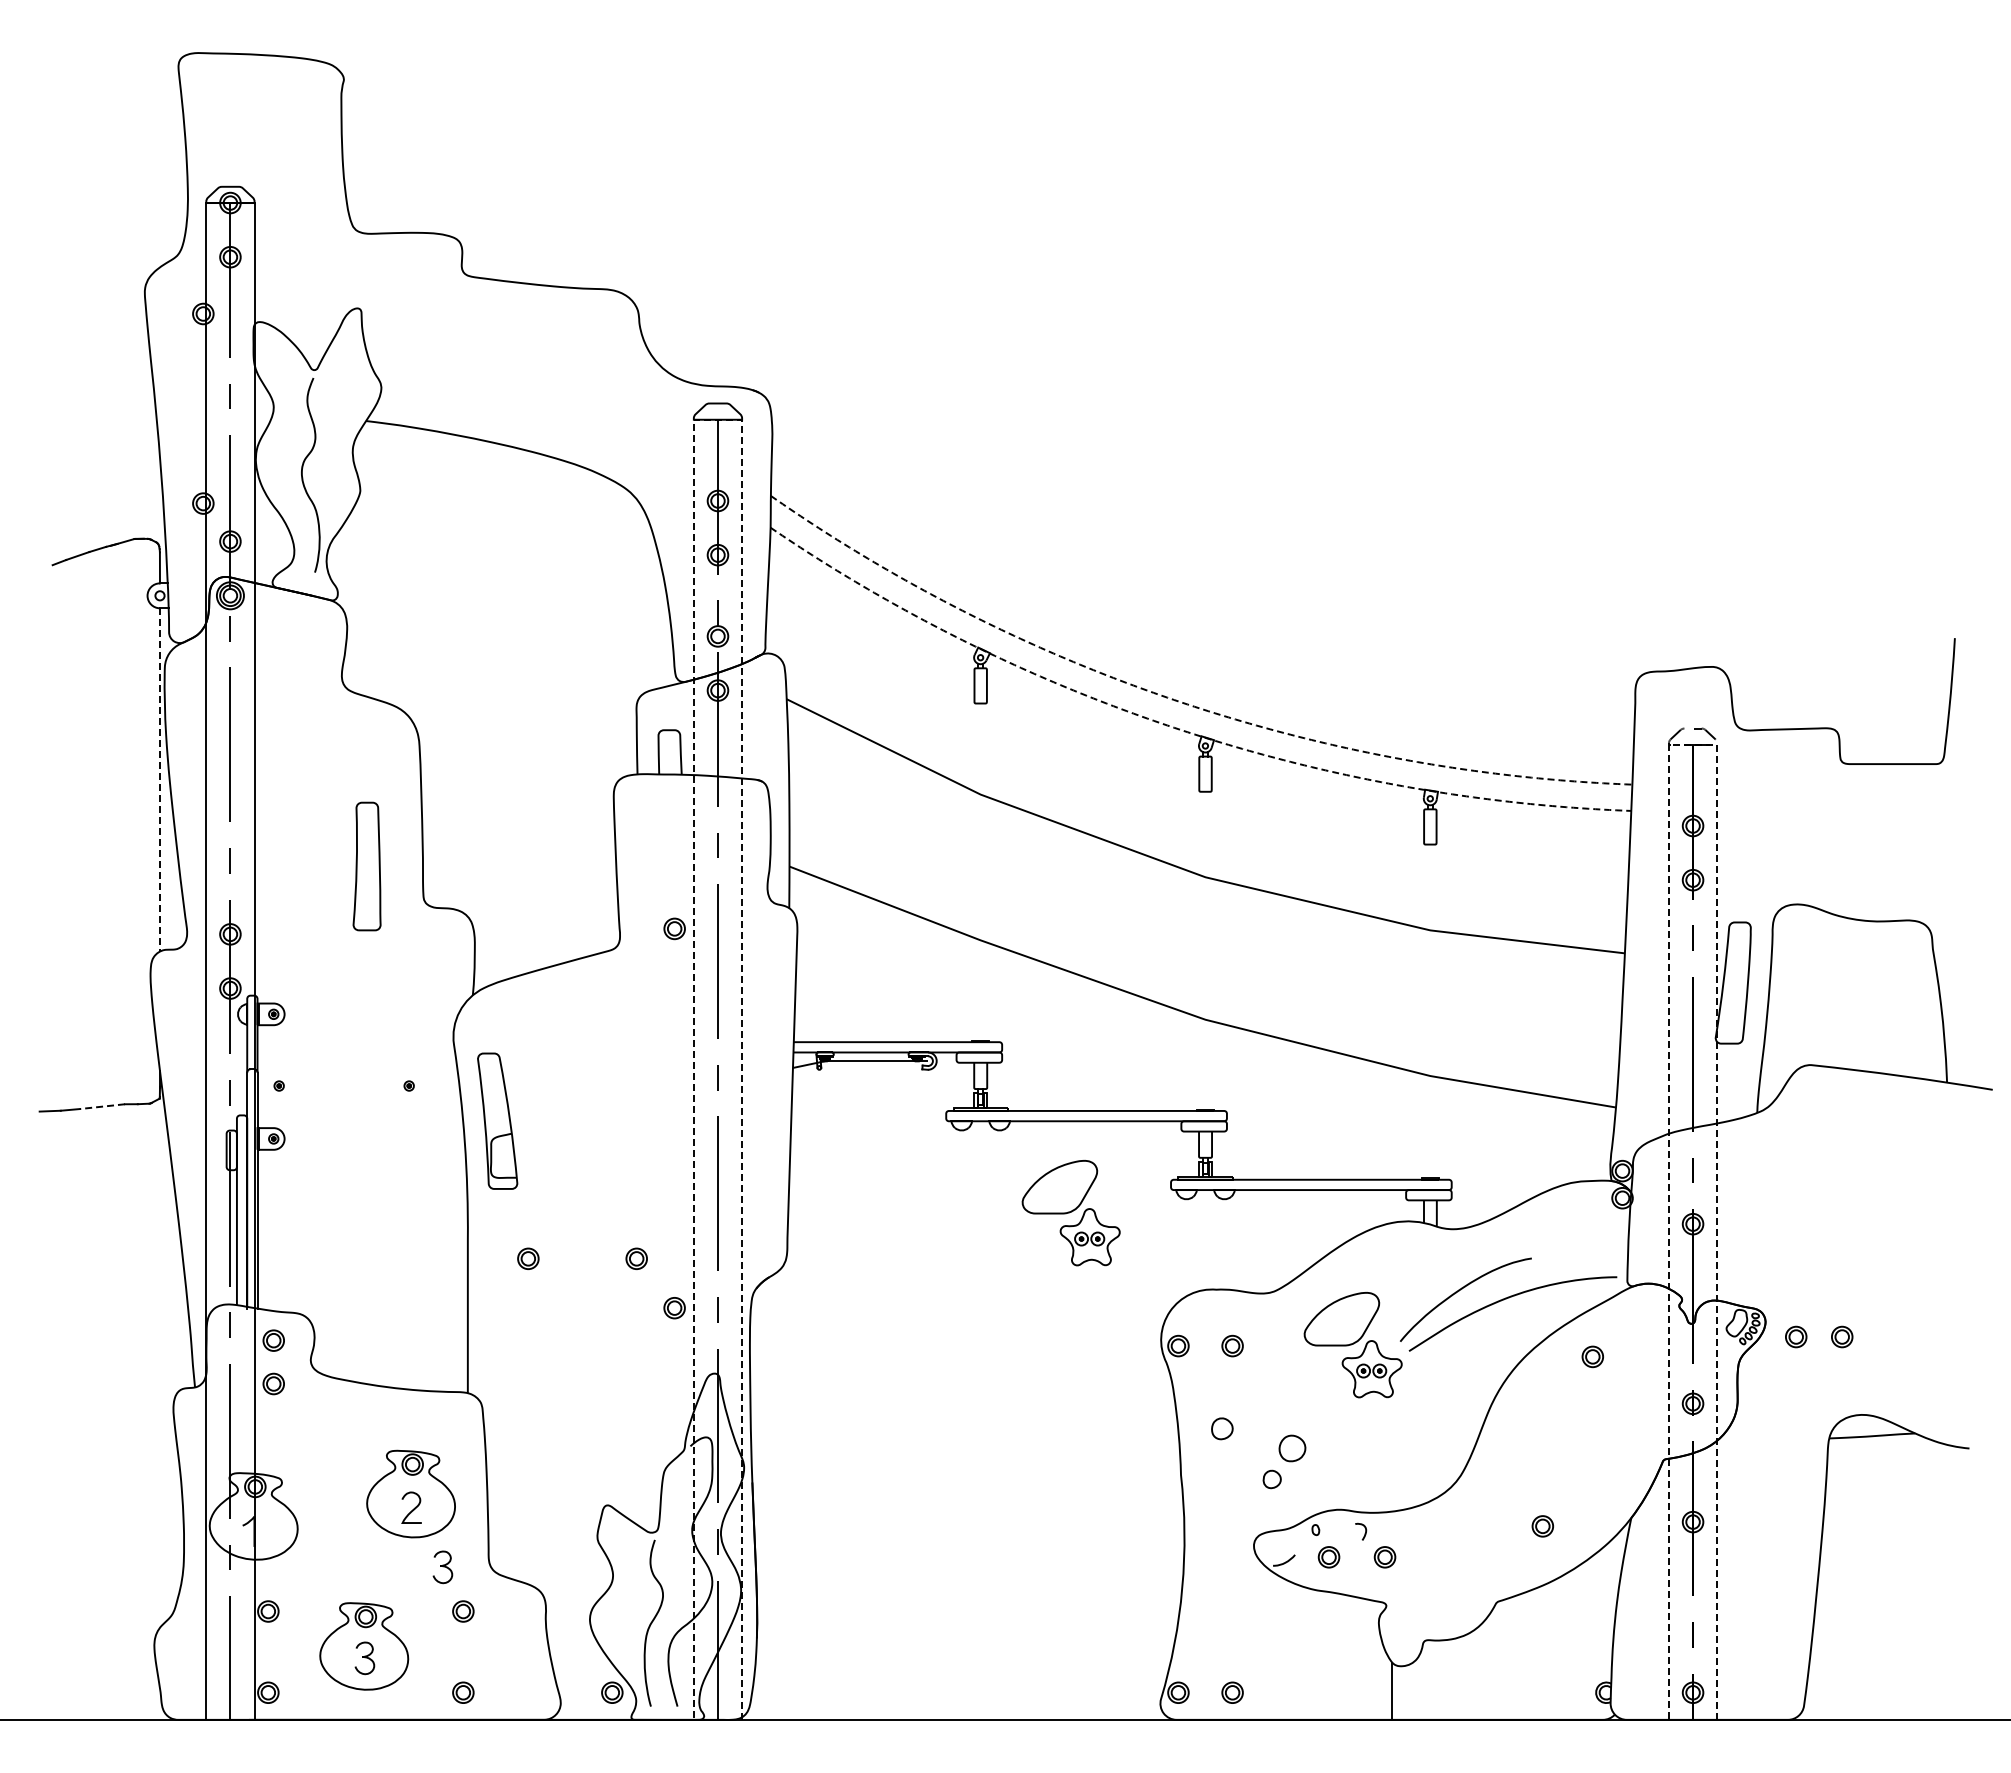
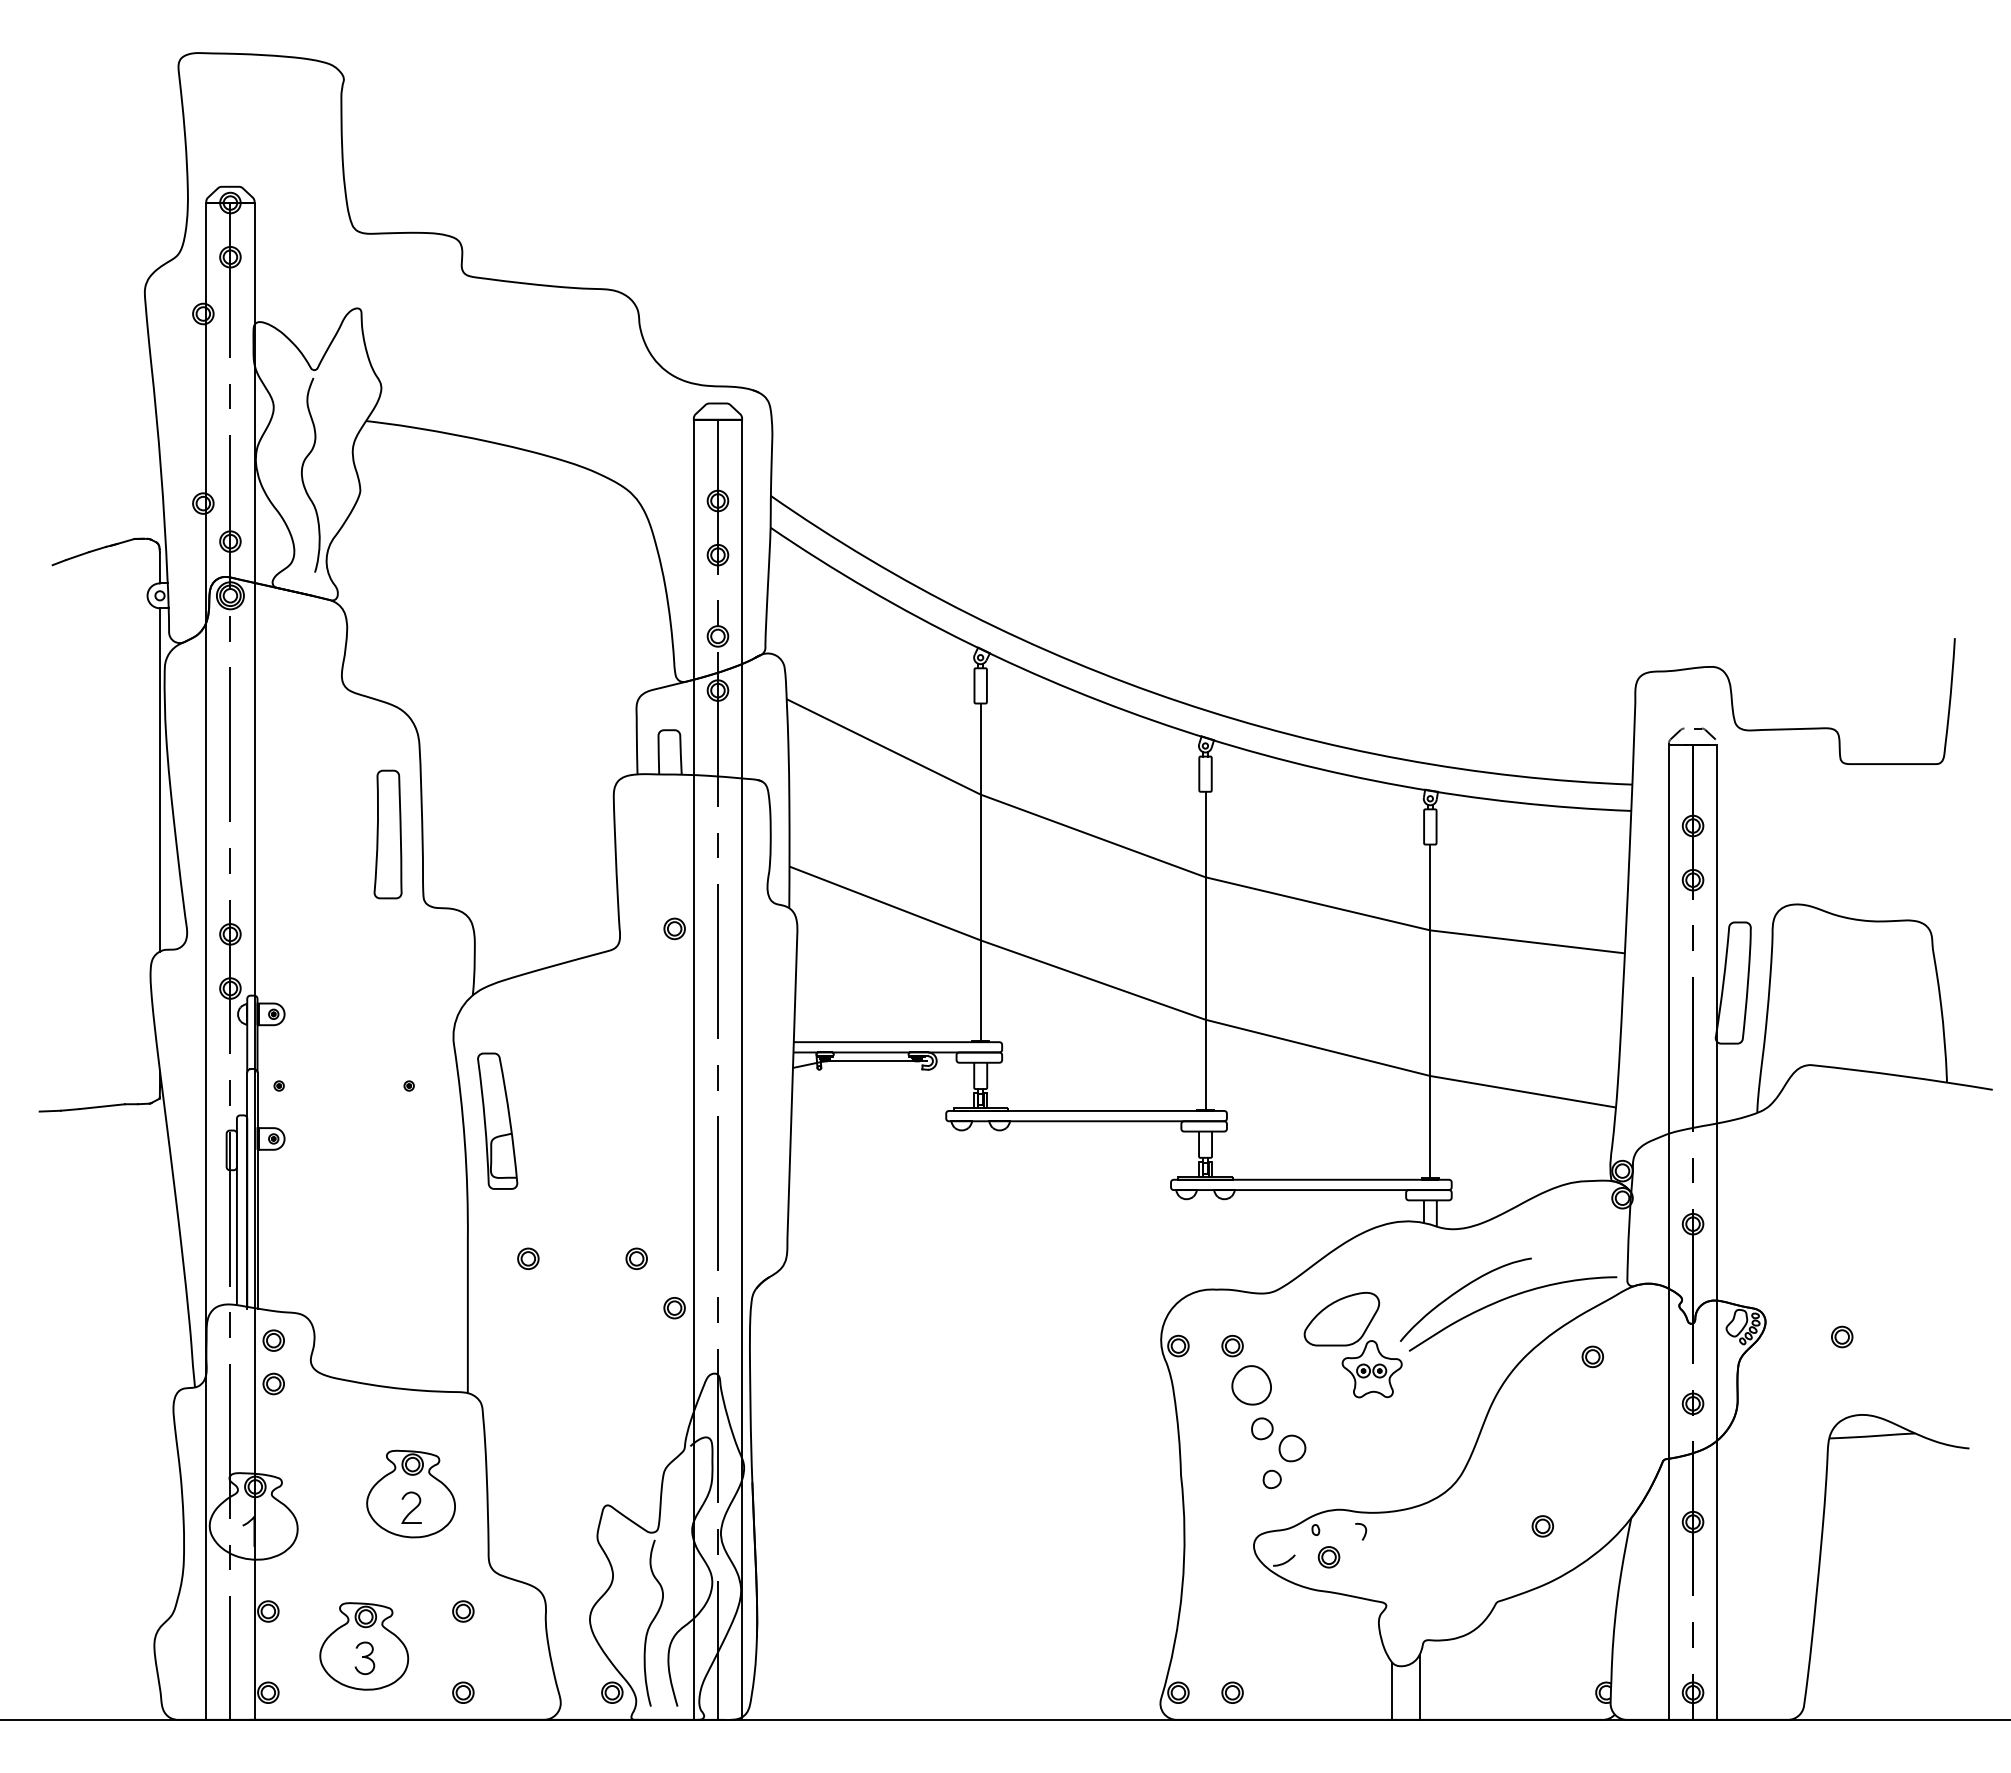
line: dashed -> solid (717, 419)
arc: dashed -> solid (1180, 702)
arc: dashed -> solid (1180, 730)
line: dashed -> solid (1692, 744)
line: dashed -> solid (160, 779)
part position: (366, 866) -> (387, 834) (387, 834)
line: none -> present (980, 871)
line: none -> present (1205, 950)
line: none -> present (1430, 1011)
line: dashed -> solid (102, 1106)
part: present -> none (1070, 1213)
part: present -> none (1796, 1336)
part: none -> present (1251, 1385)
part position: (1222, 1428) -> (1262, 1428) (1262, 1428)
part: present -> none (1384, 1557)
curve: present -> none (442, 1566)
line: none -> present (1419, 1687)
